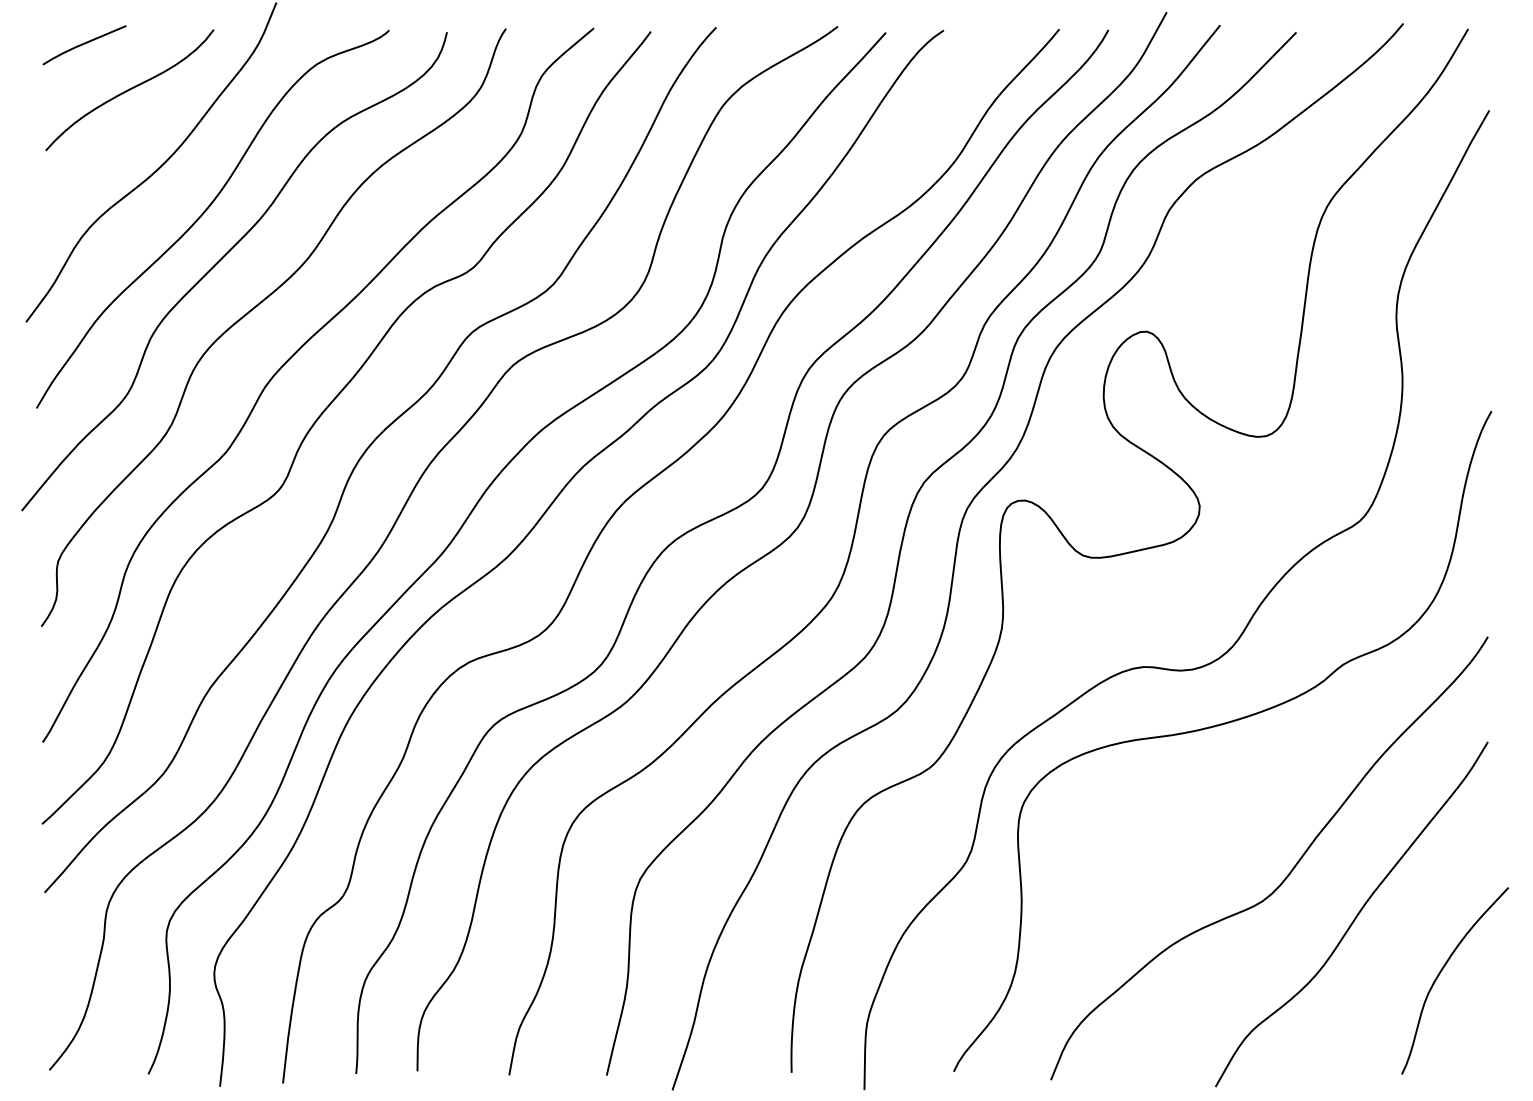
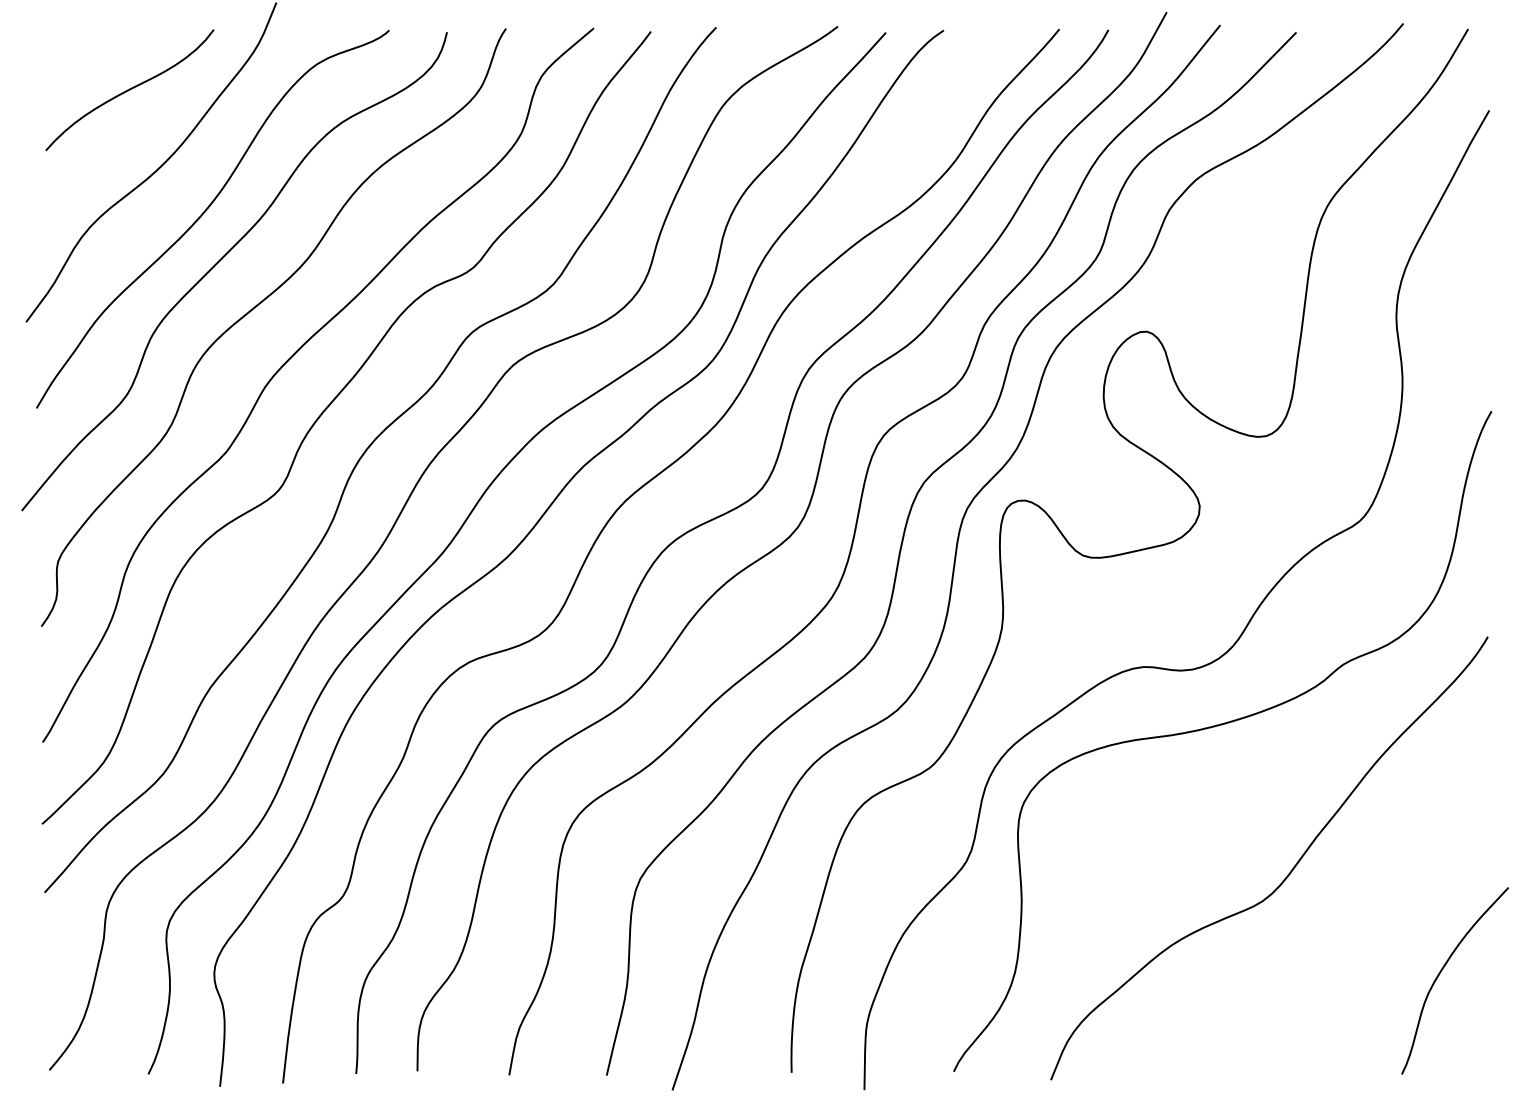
line: present -> none (84, 44)
curve: present -> none (1355, 916)
